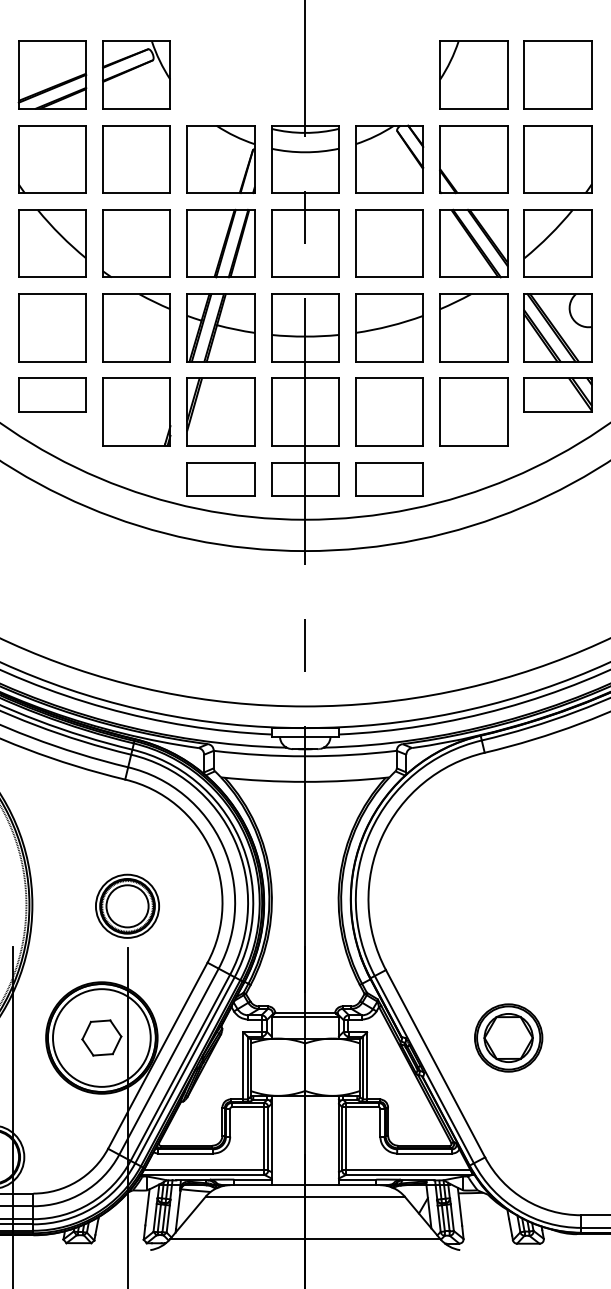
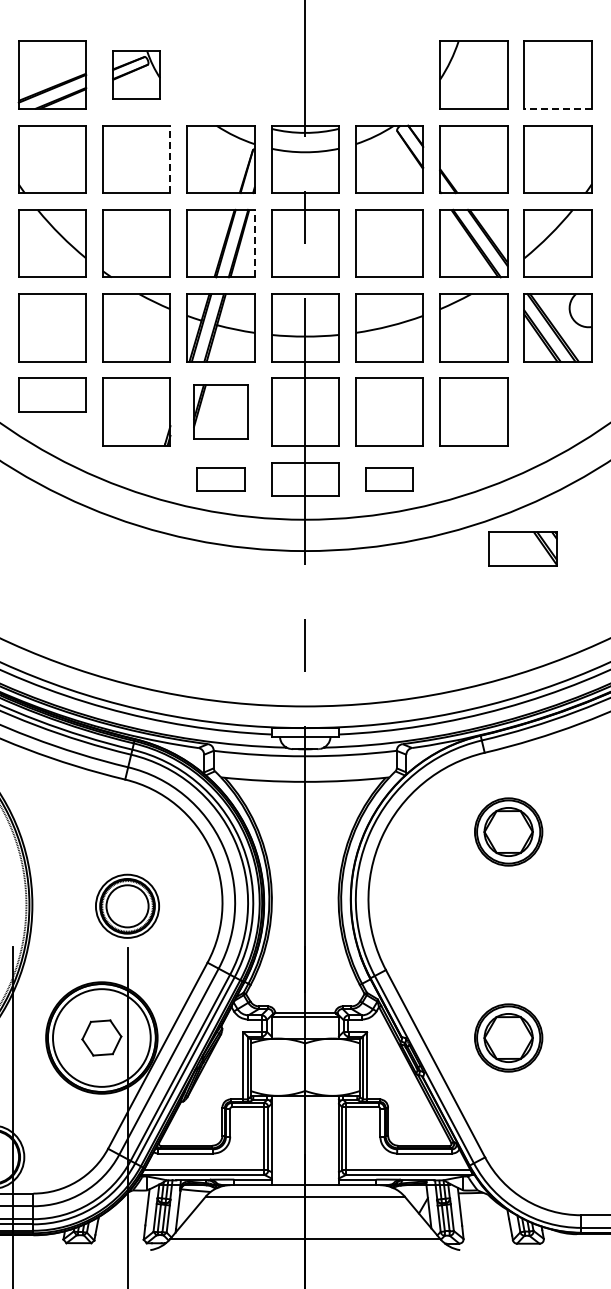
part size: 69x70 px -> 49x50 px (136, 74)
line: solid -> dashed (558, 108)
line: solid -> dashed (170, 159)
line: solid -> dashed (254, 243)
part position: (557, 394) -> (522, 548) (522, 548)
part size: 70x70 px -> 56x56 px (220, 411)
part size: 70x35 px -> 50x25 px (220, 479)
part size: 69x35 px -> 49x25 px (389, 479)
part: none -> present (508, 831)
